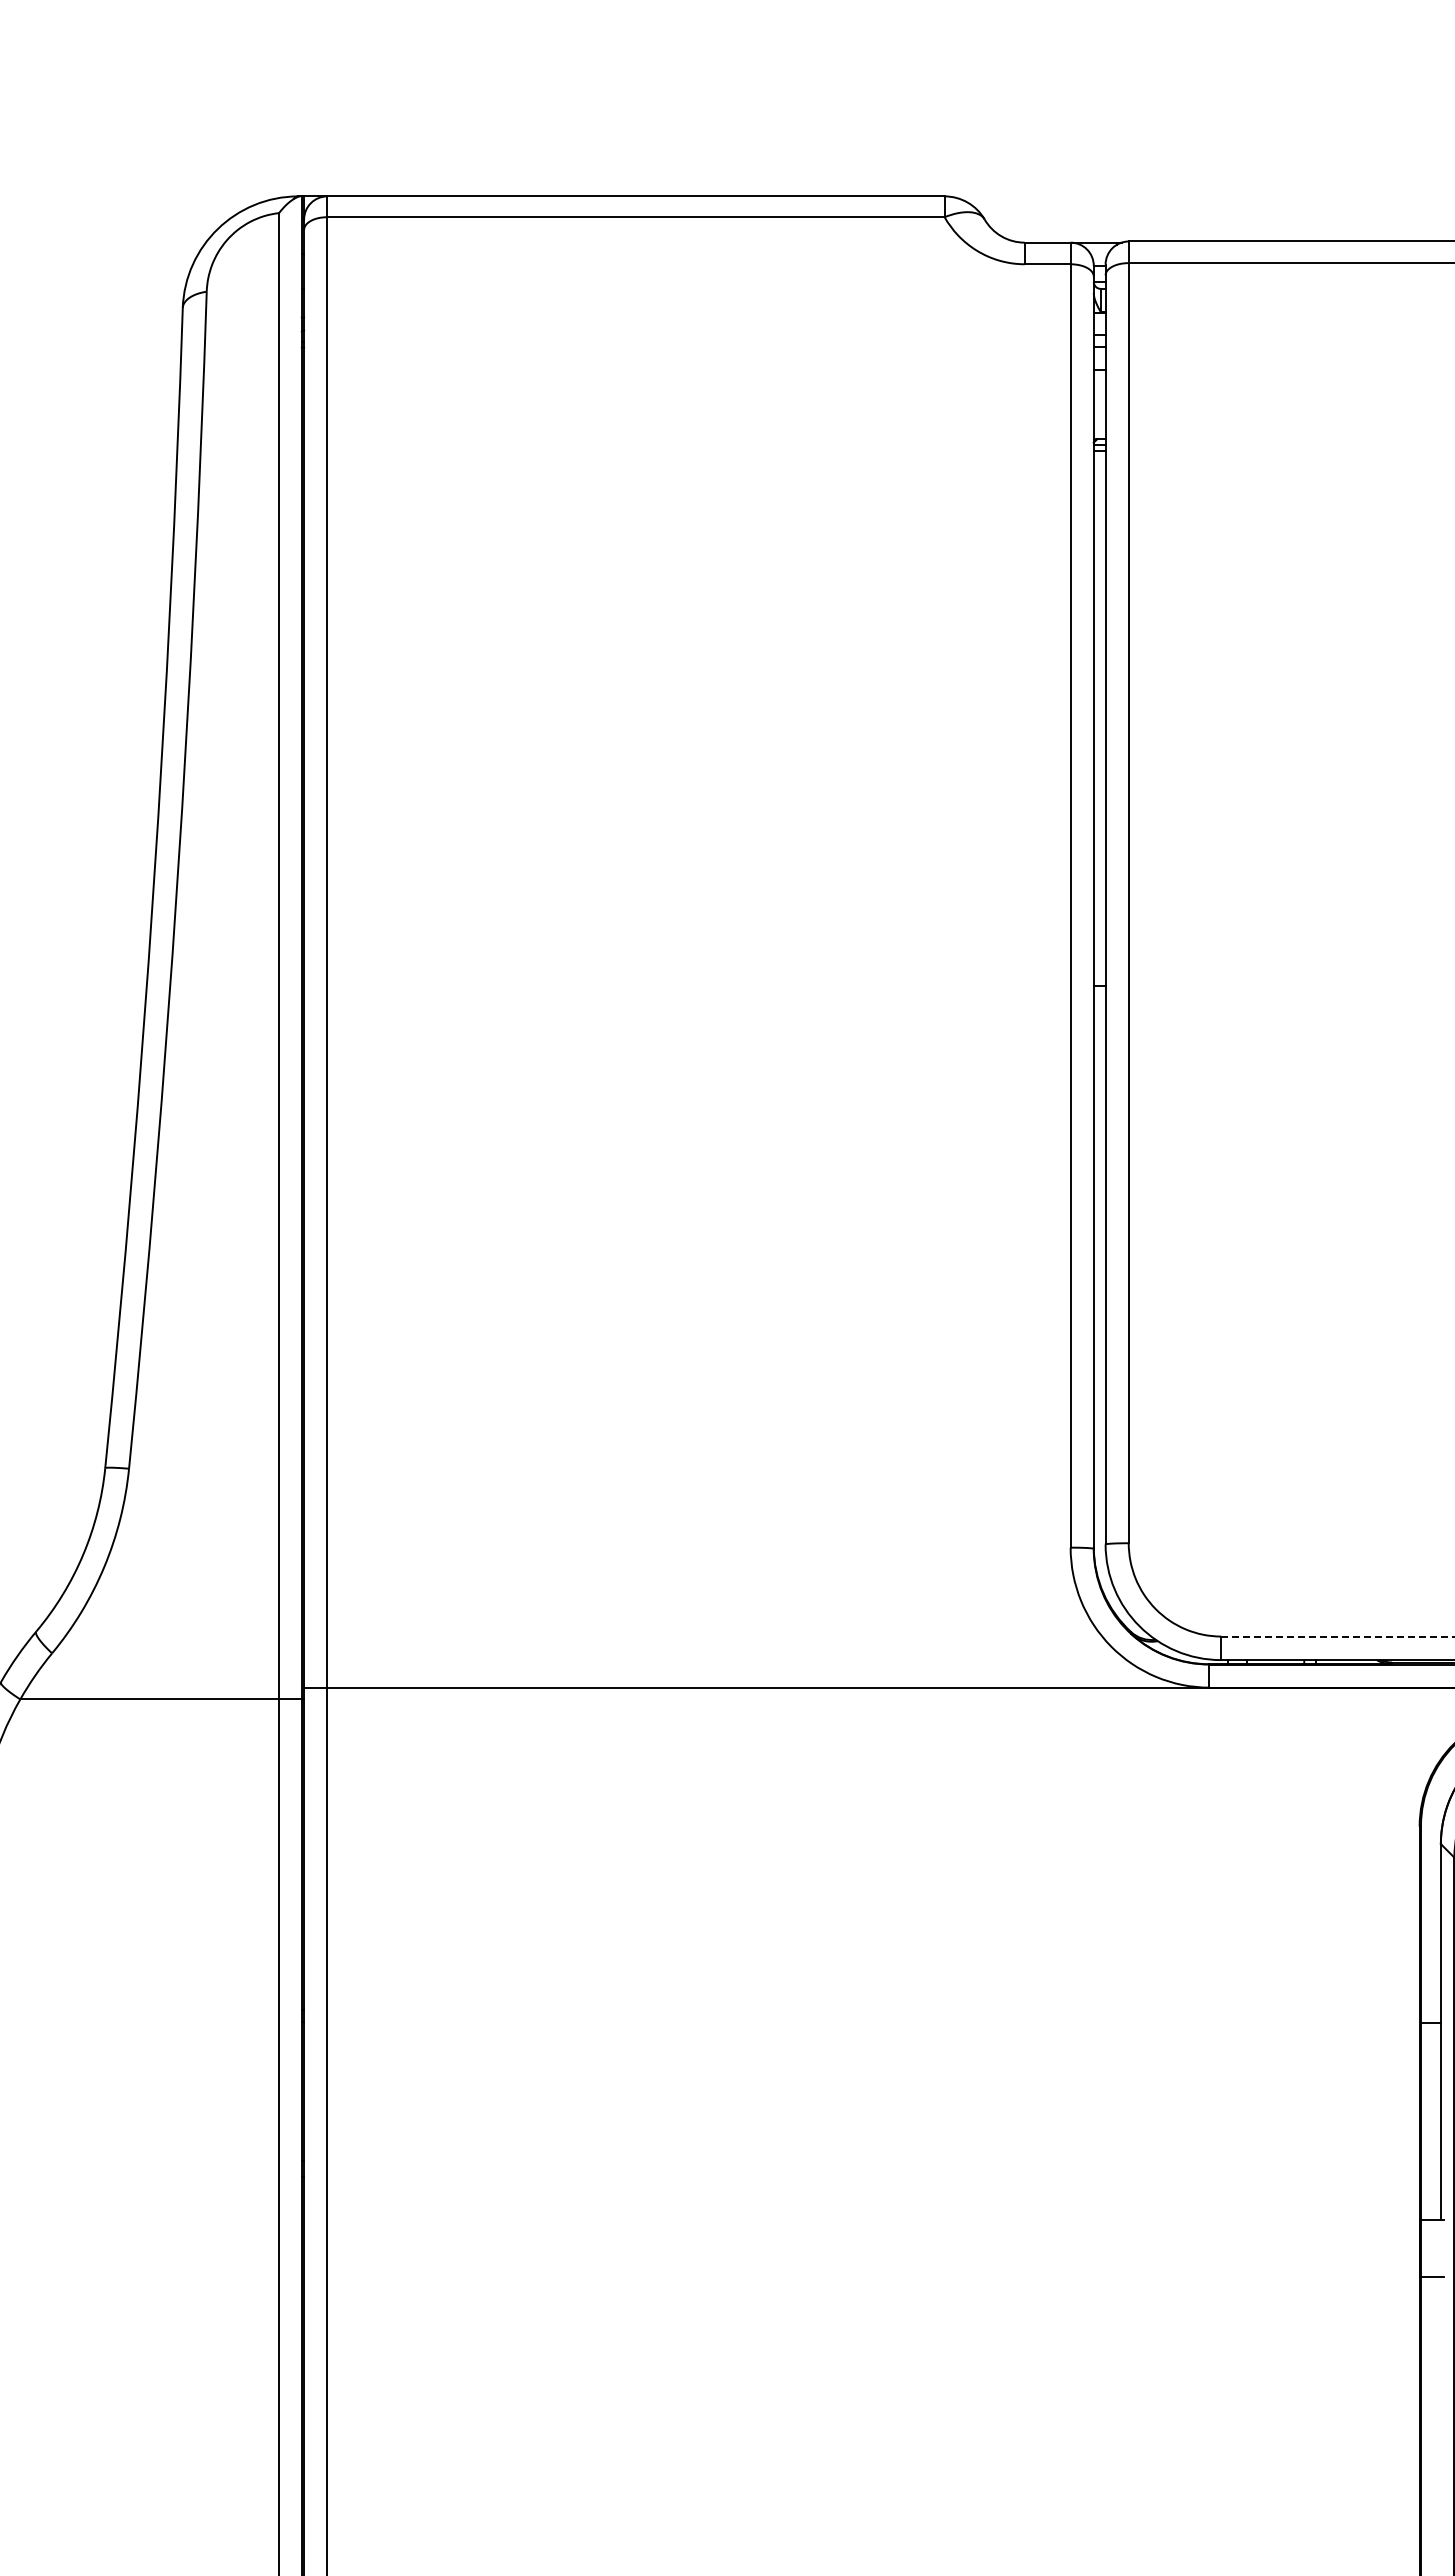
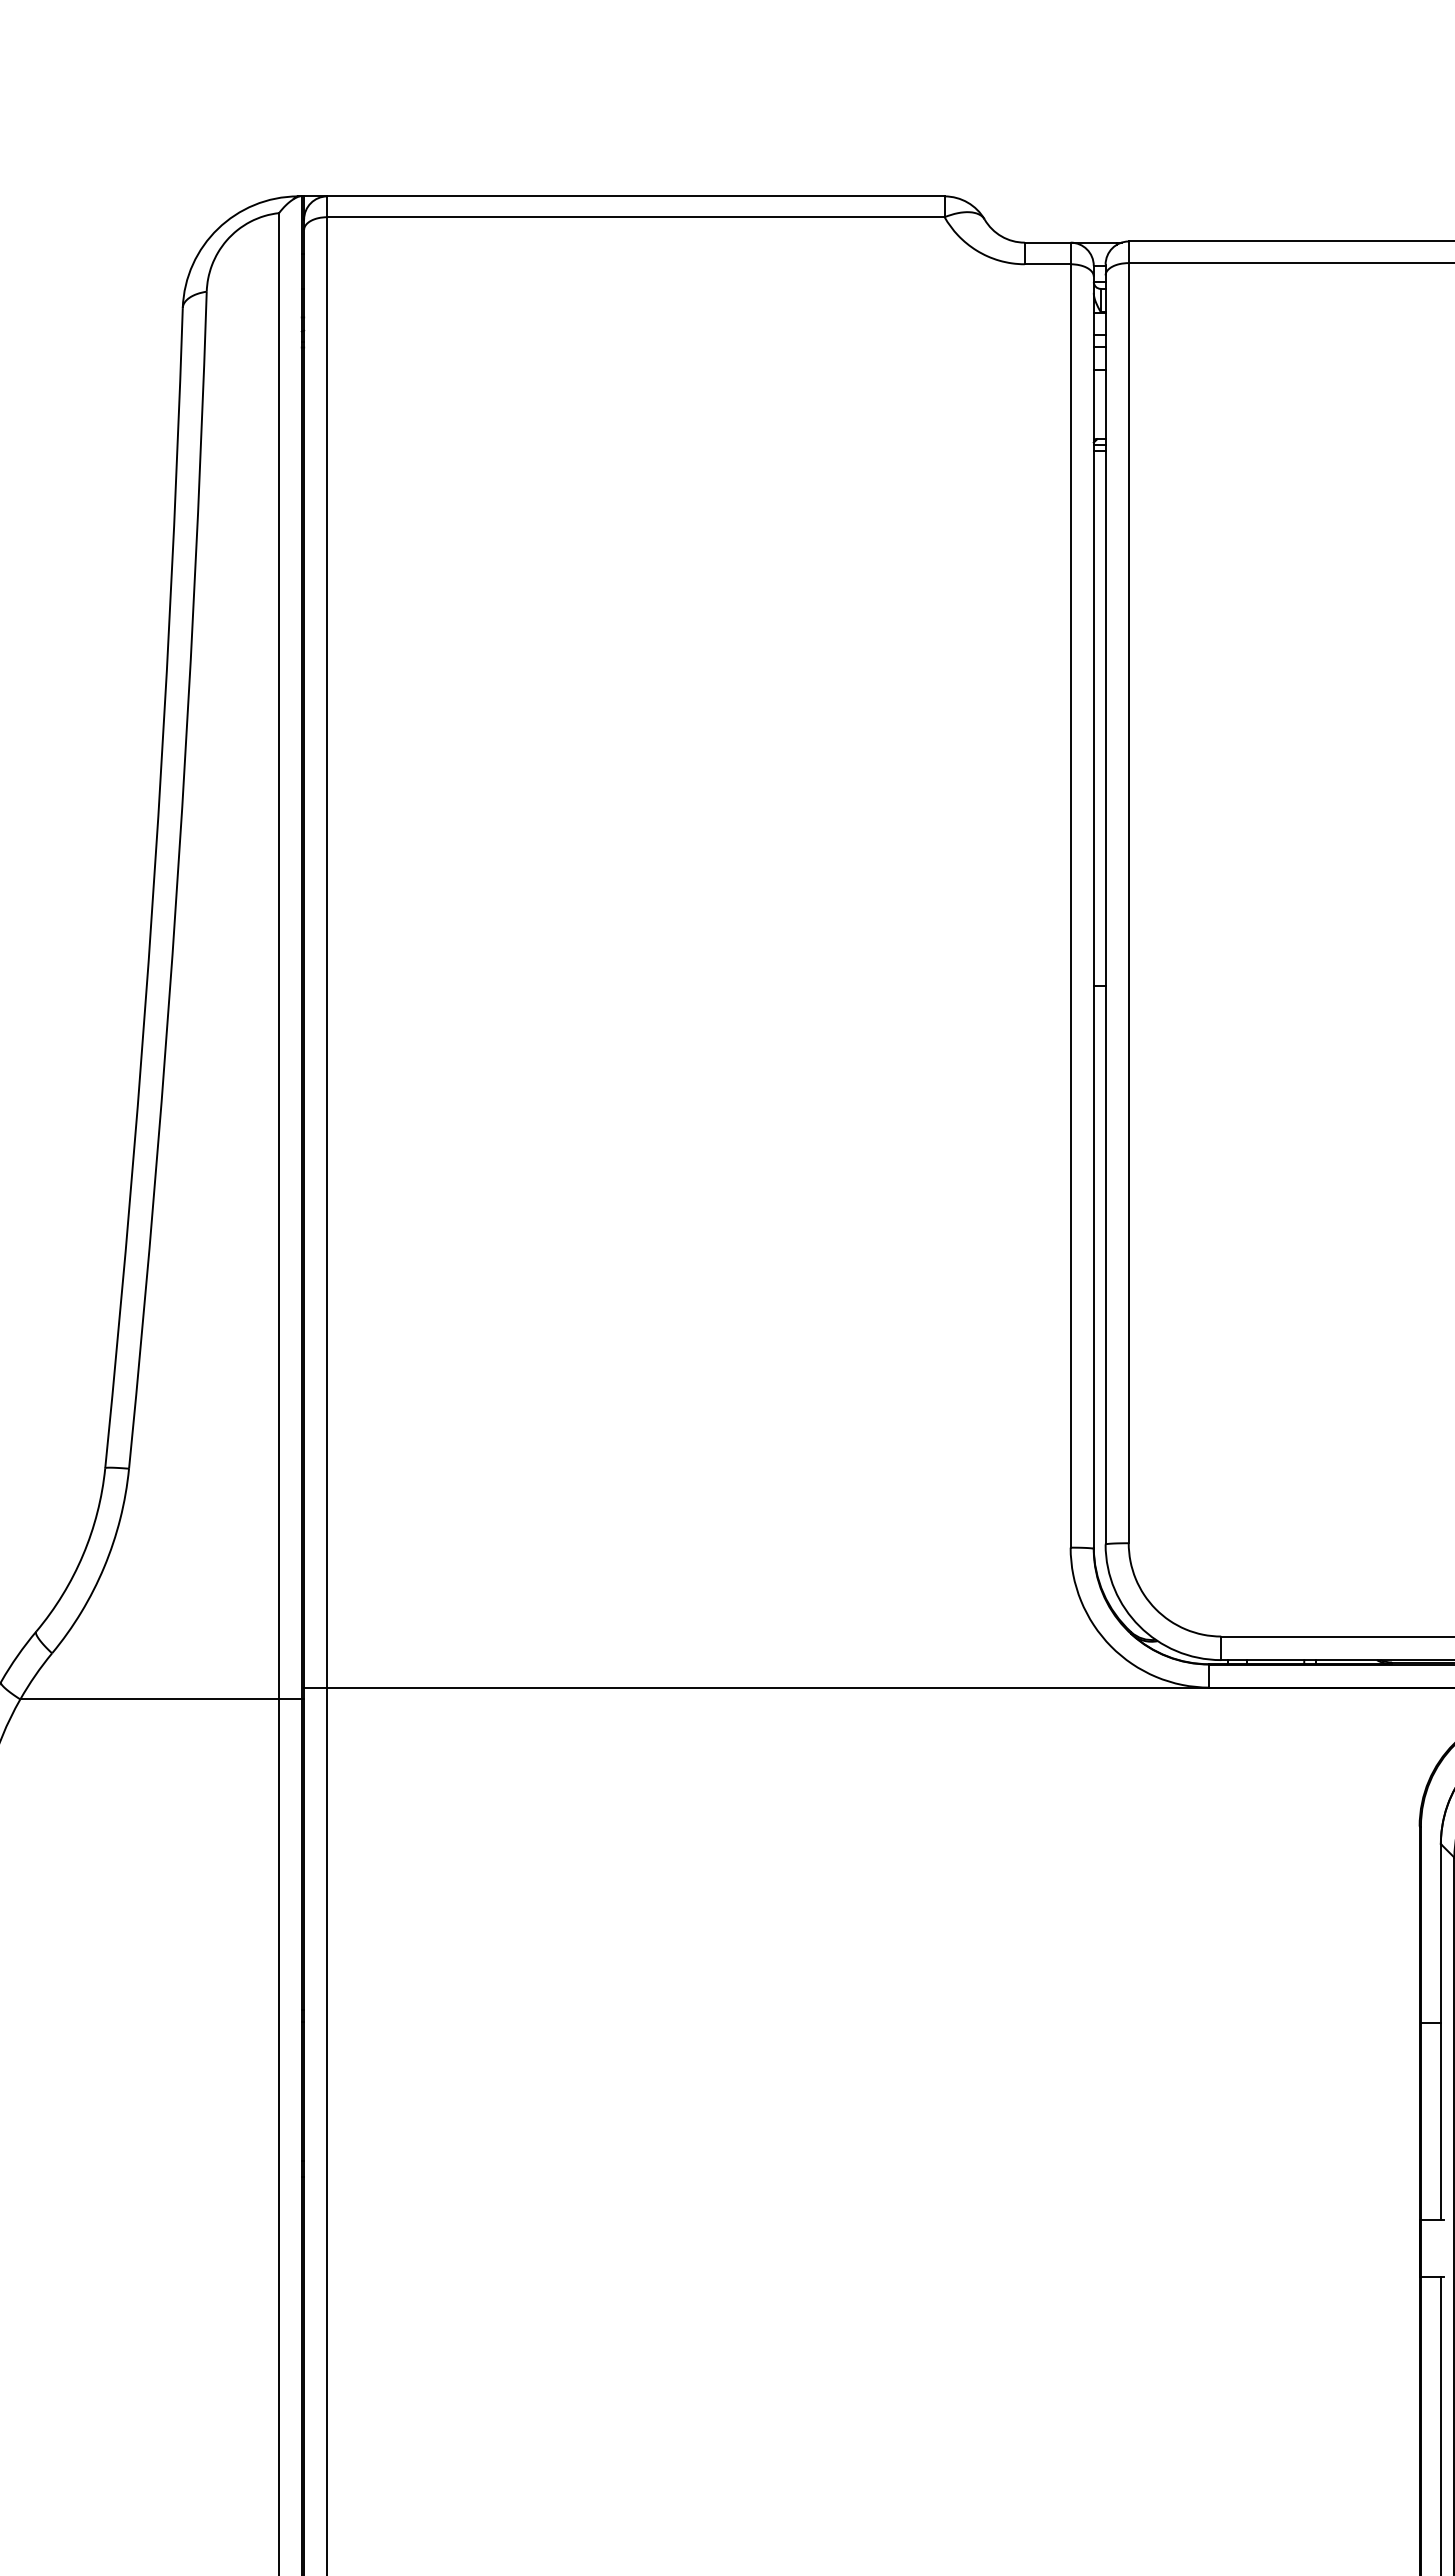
line: dashed -> solid (1338, 1636)
line: none -> present (1440, 2424)
